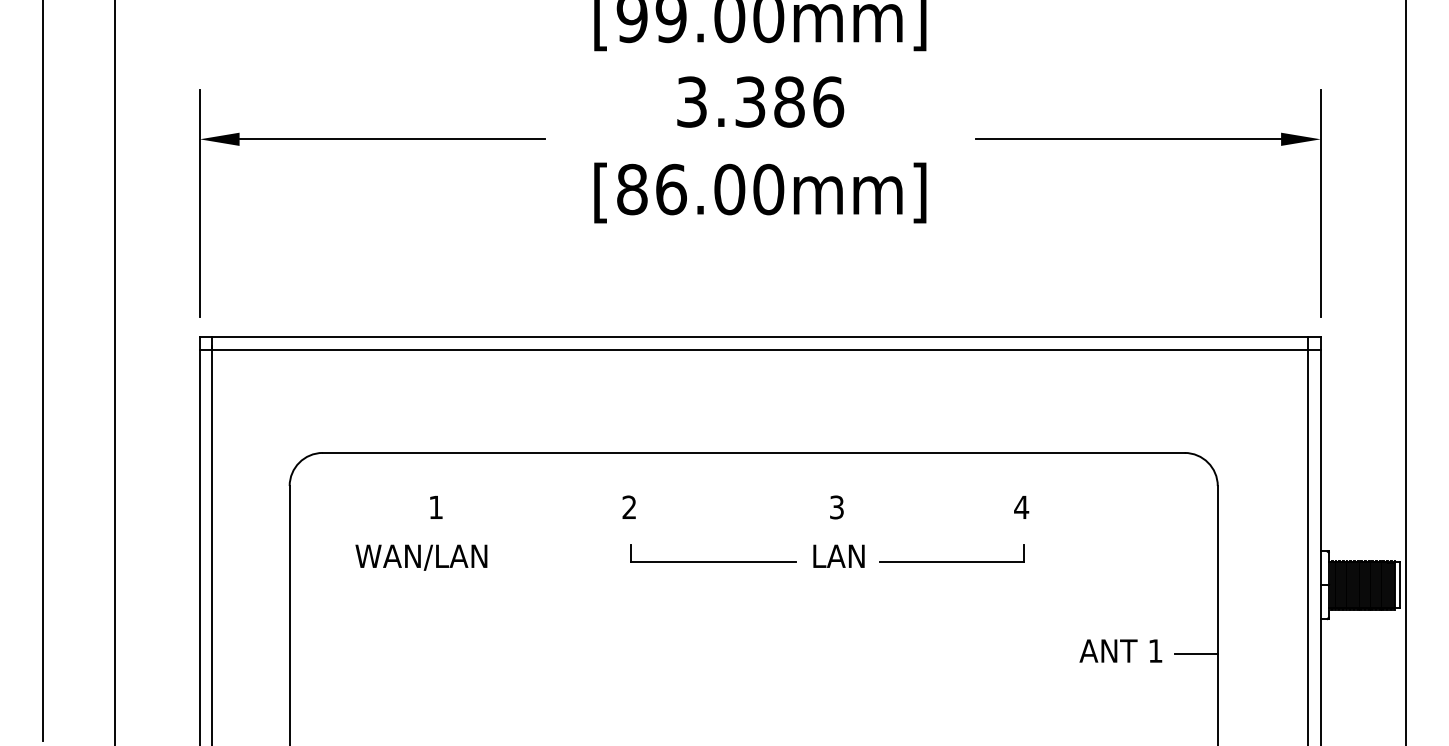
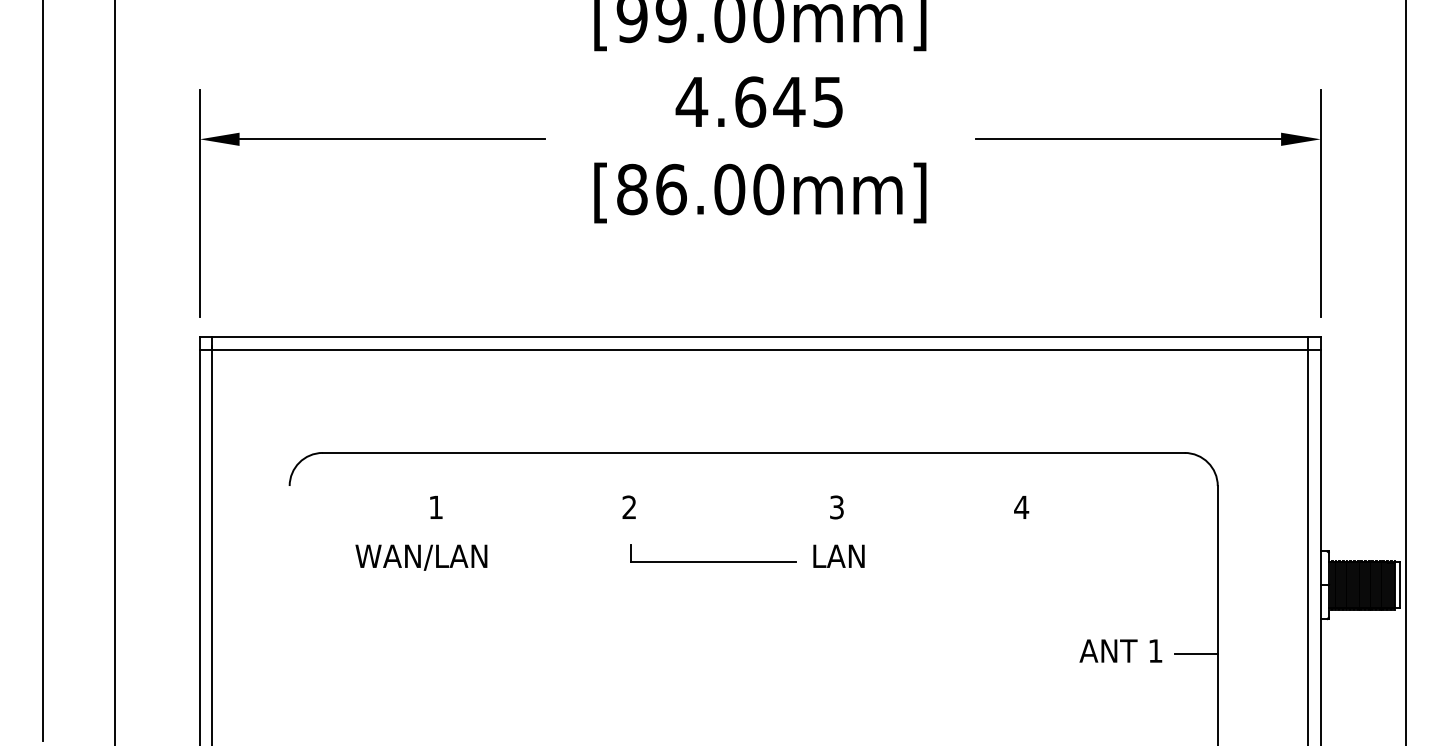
text: 3.386 -> 4.645 (759, 101)
part: present -> none (951, 561)
line: present -> none (289, 614)
